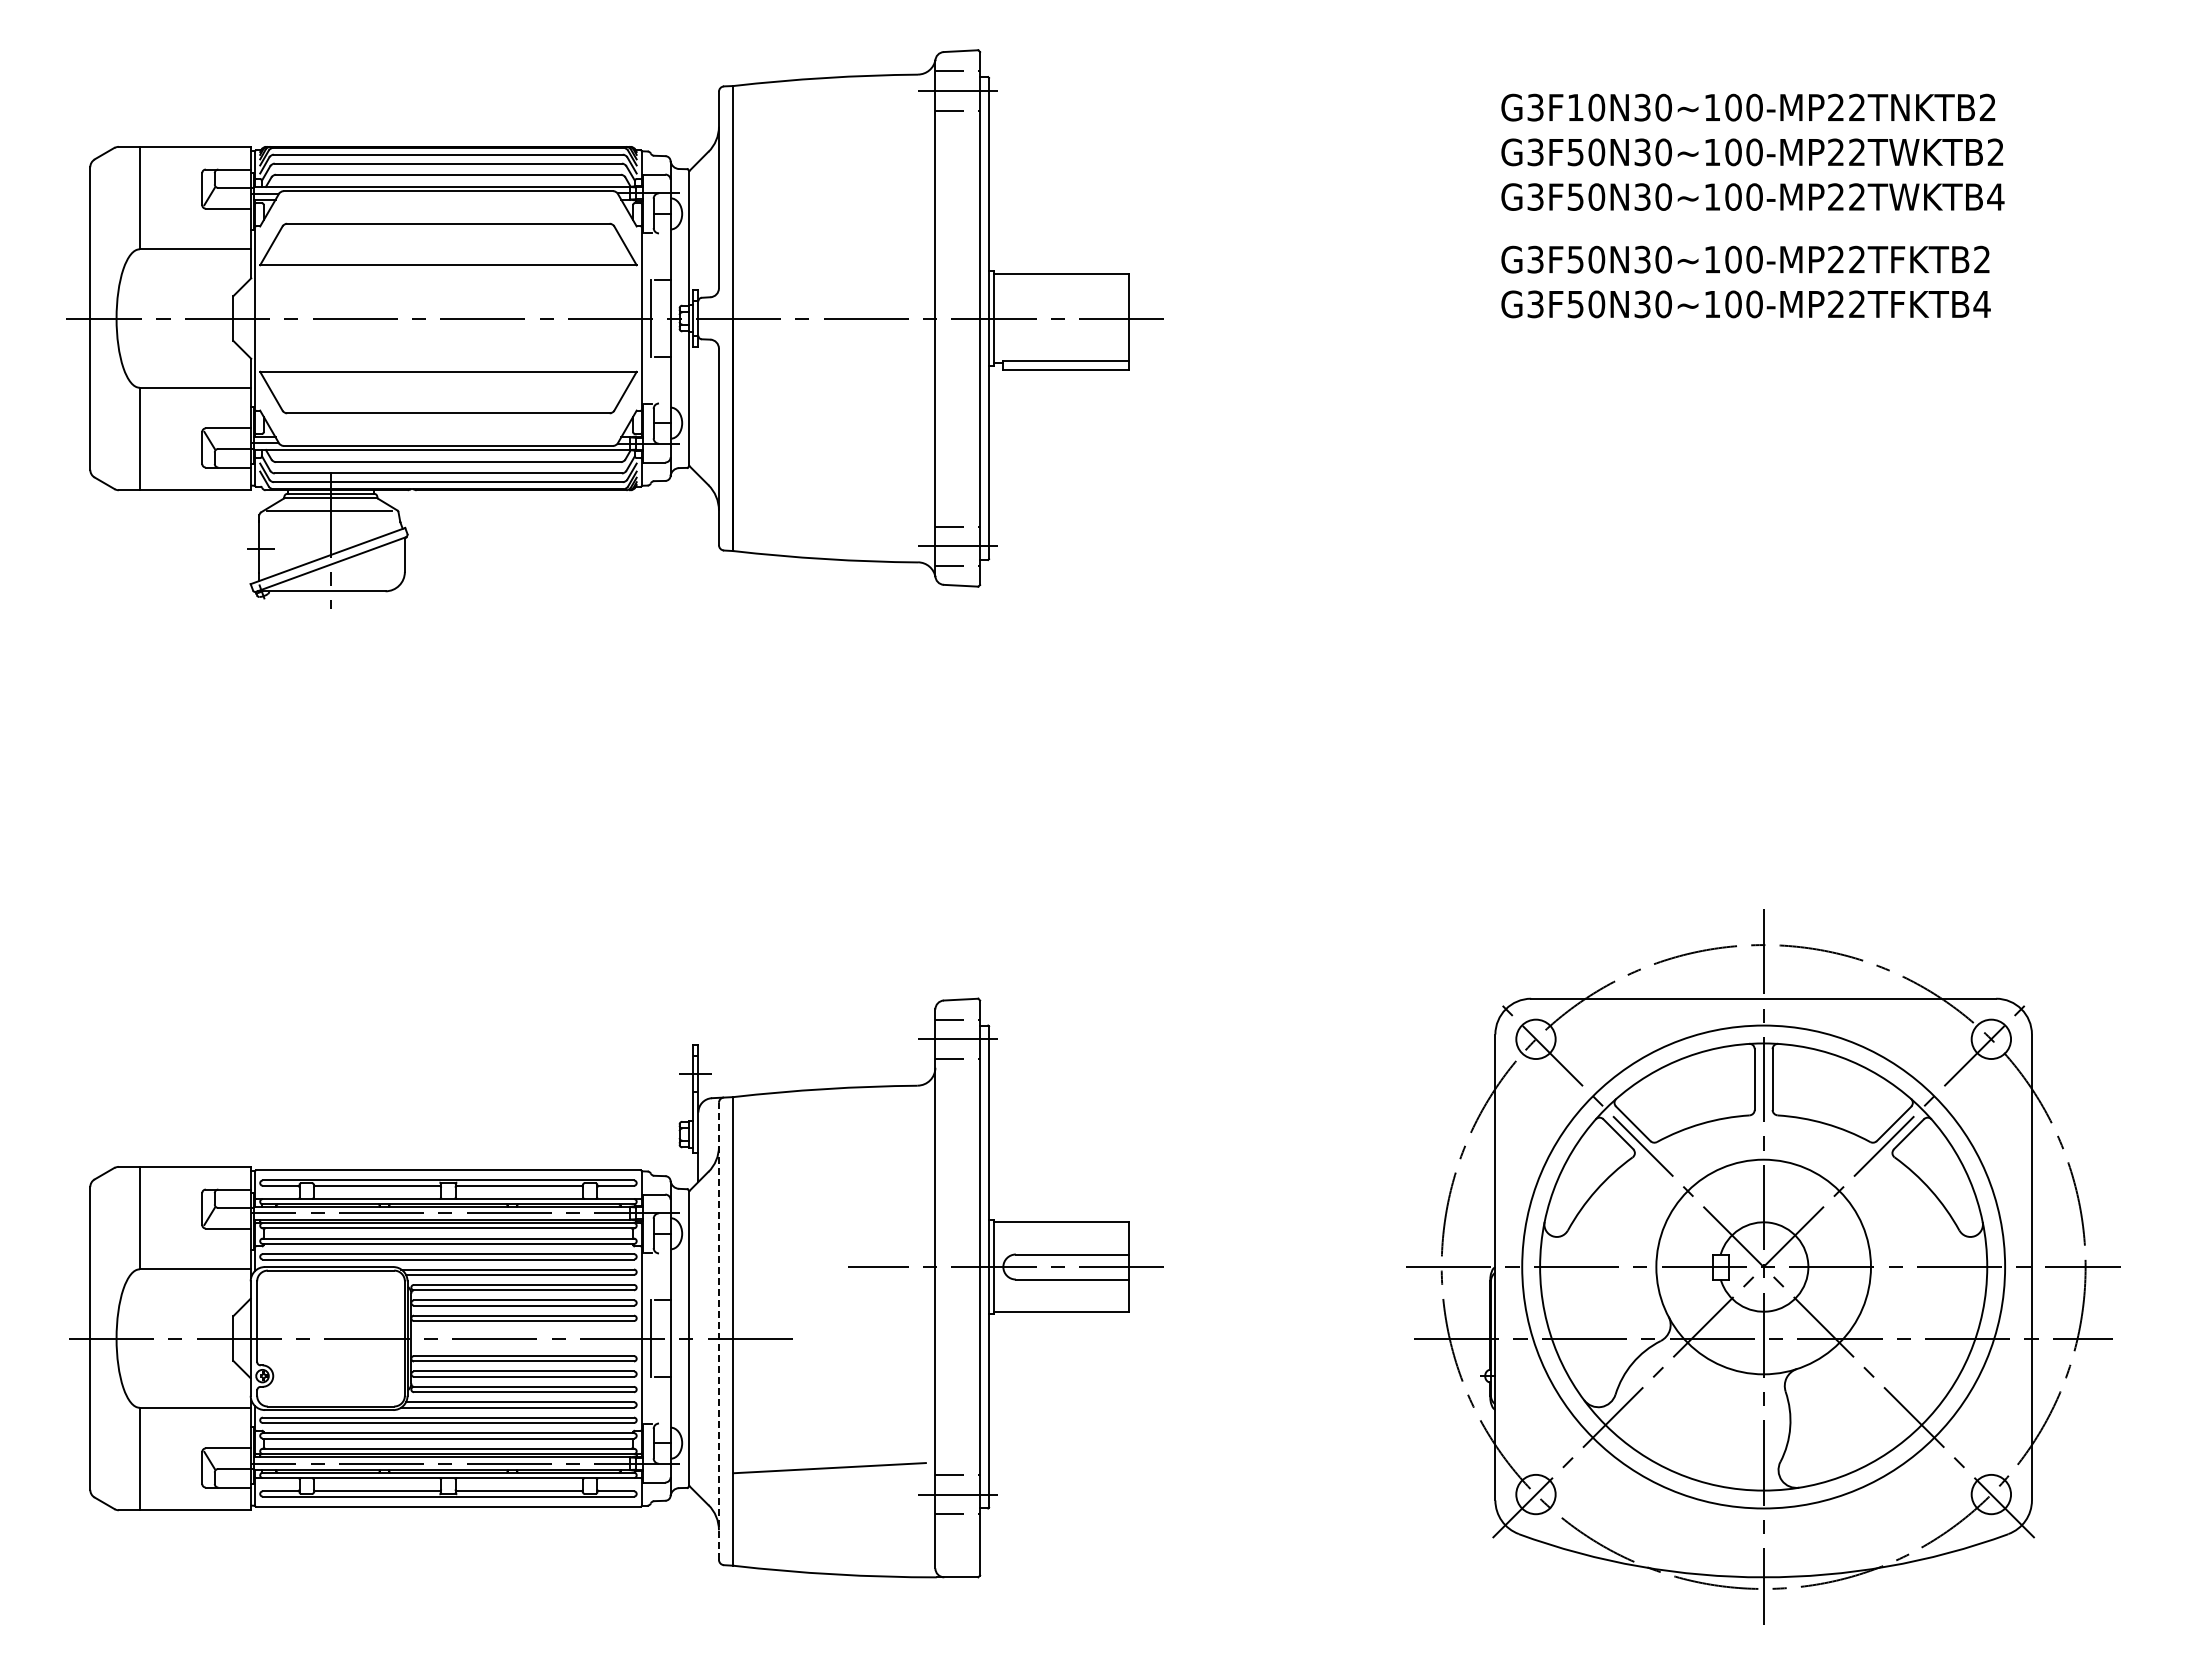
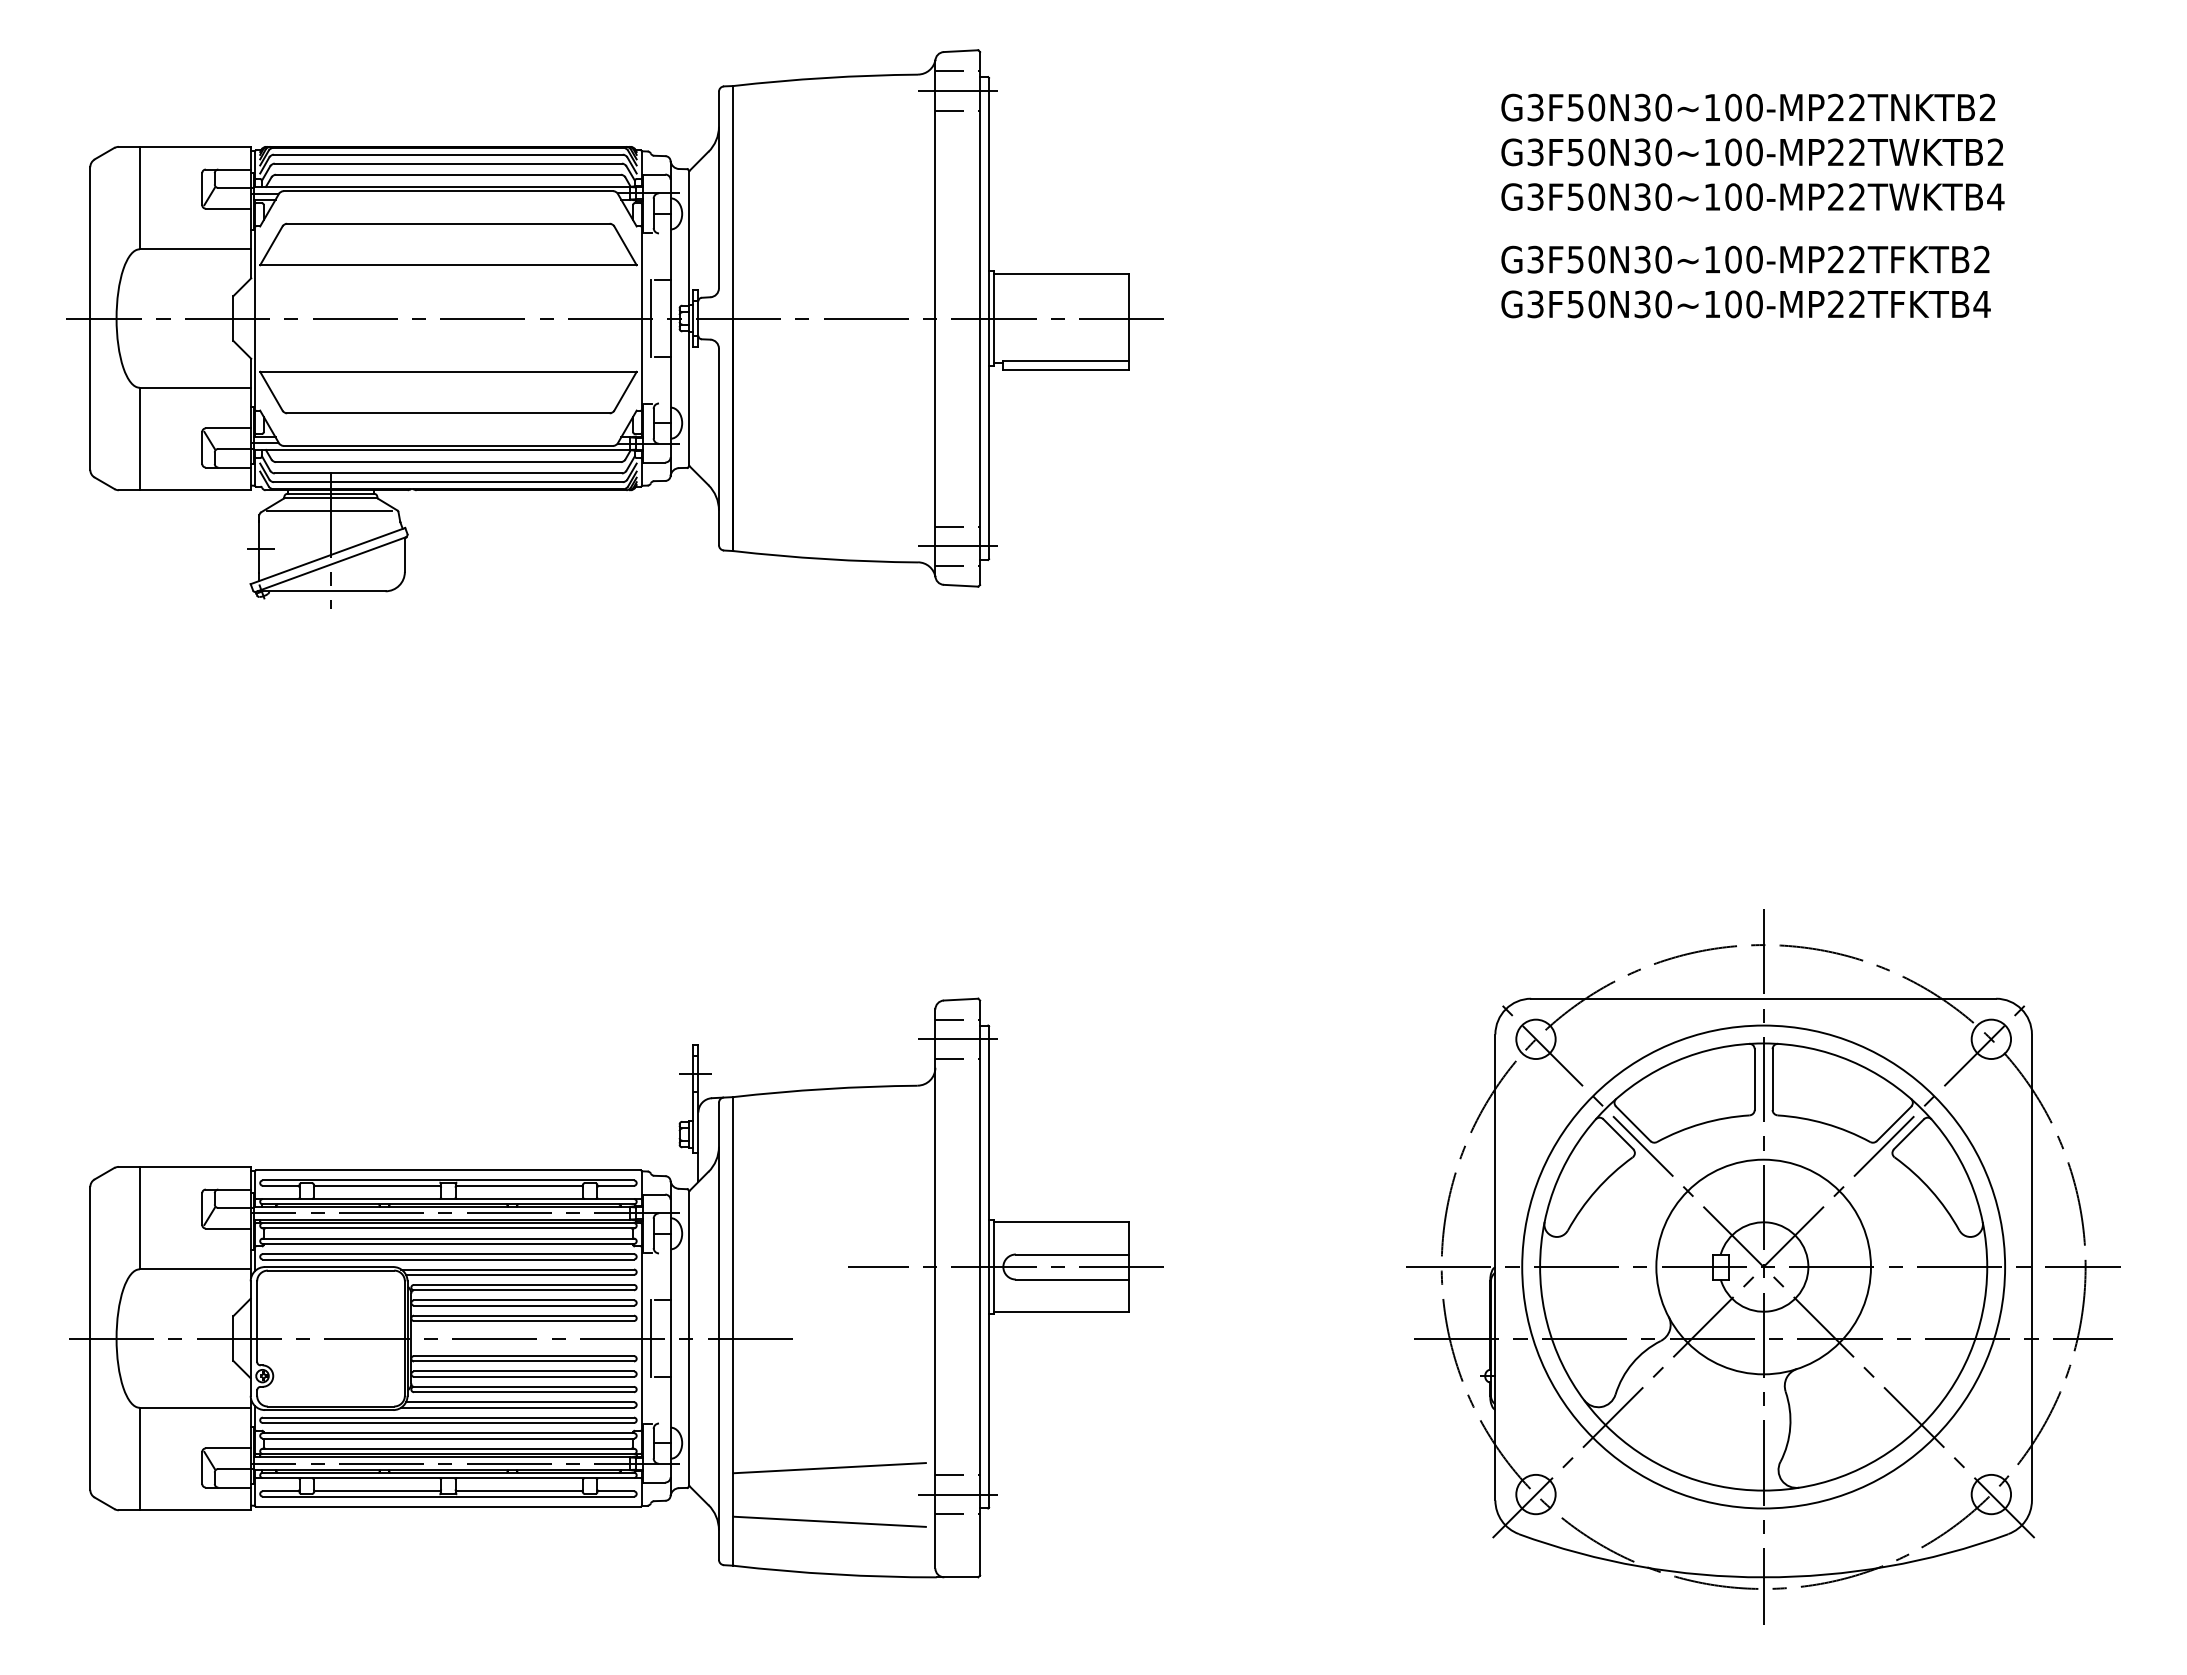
text: G3F10N30~100-MP22TNKTB2 -> G3F50N30~100-MP22TNKTB2 (1575, 107)
line: dashed -> solid (718, 1330)
line: none -> present (829, 1521)
